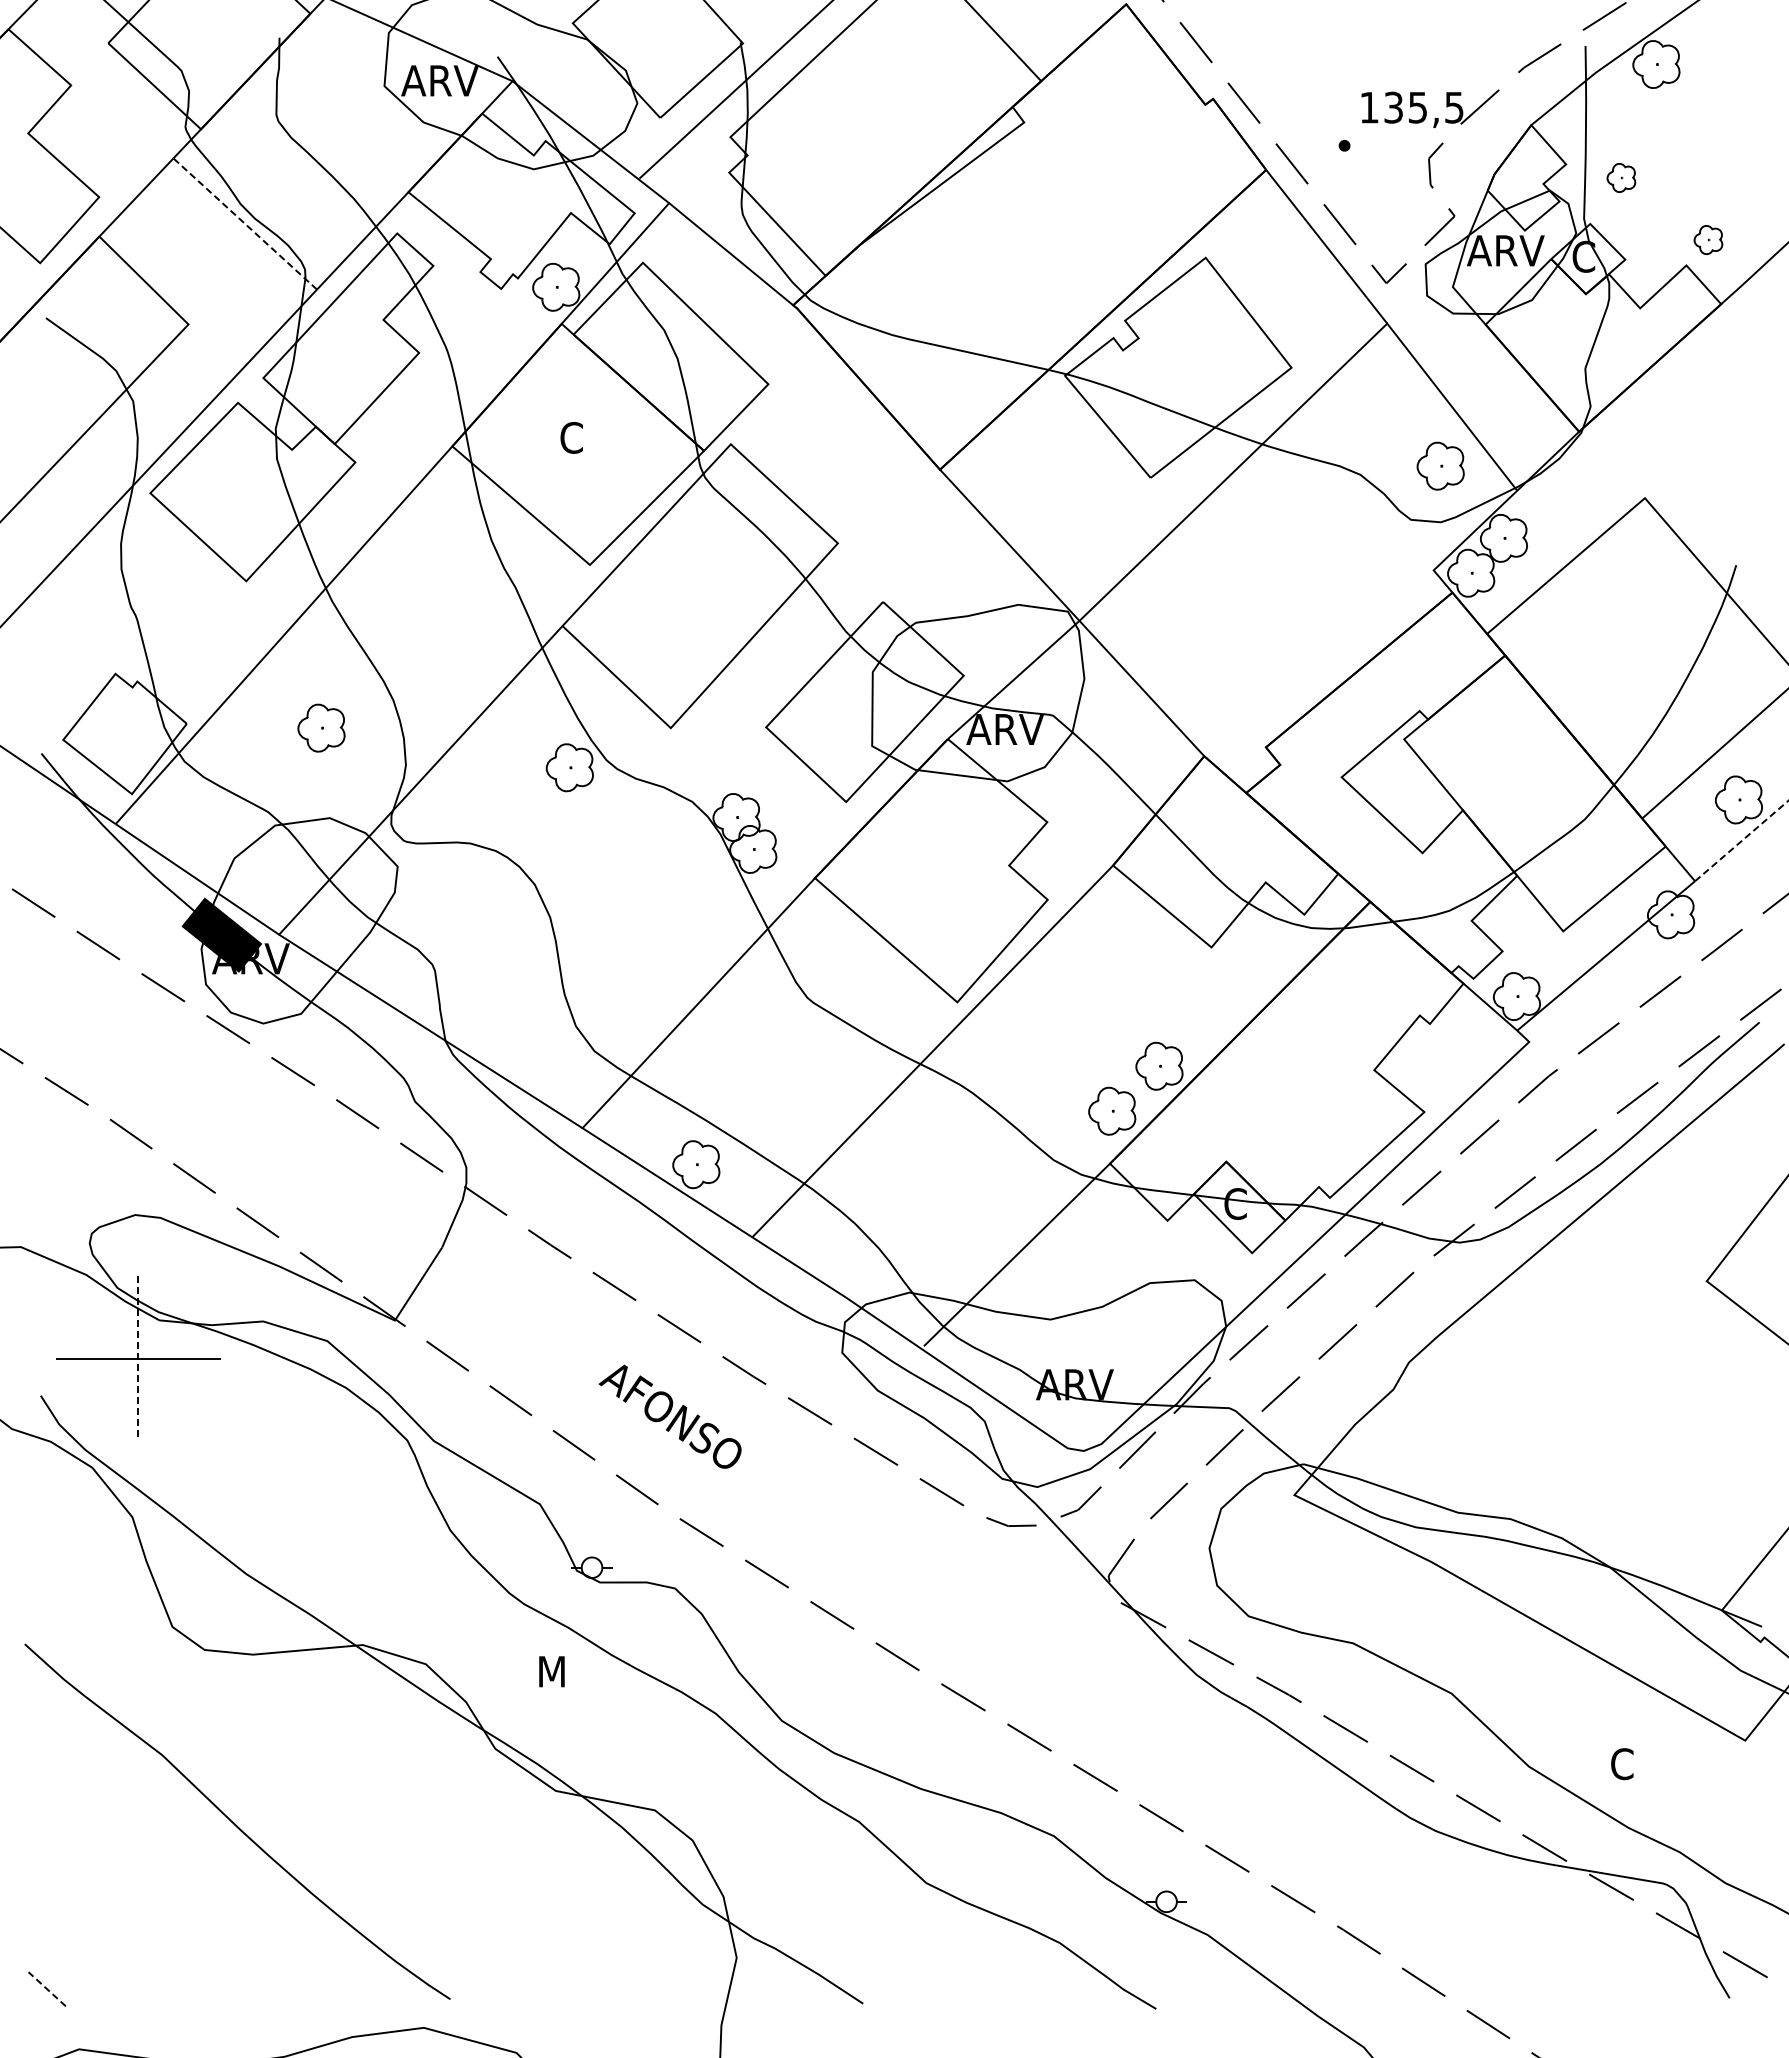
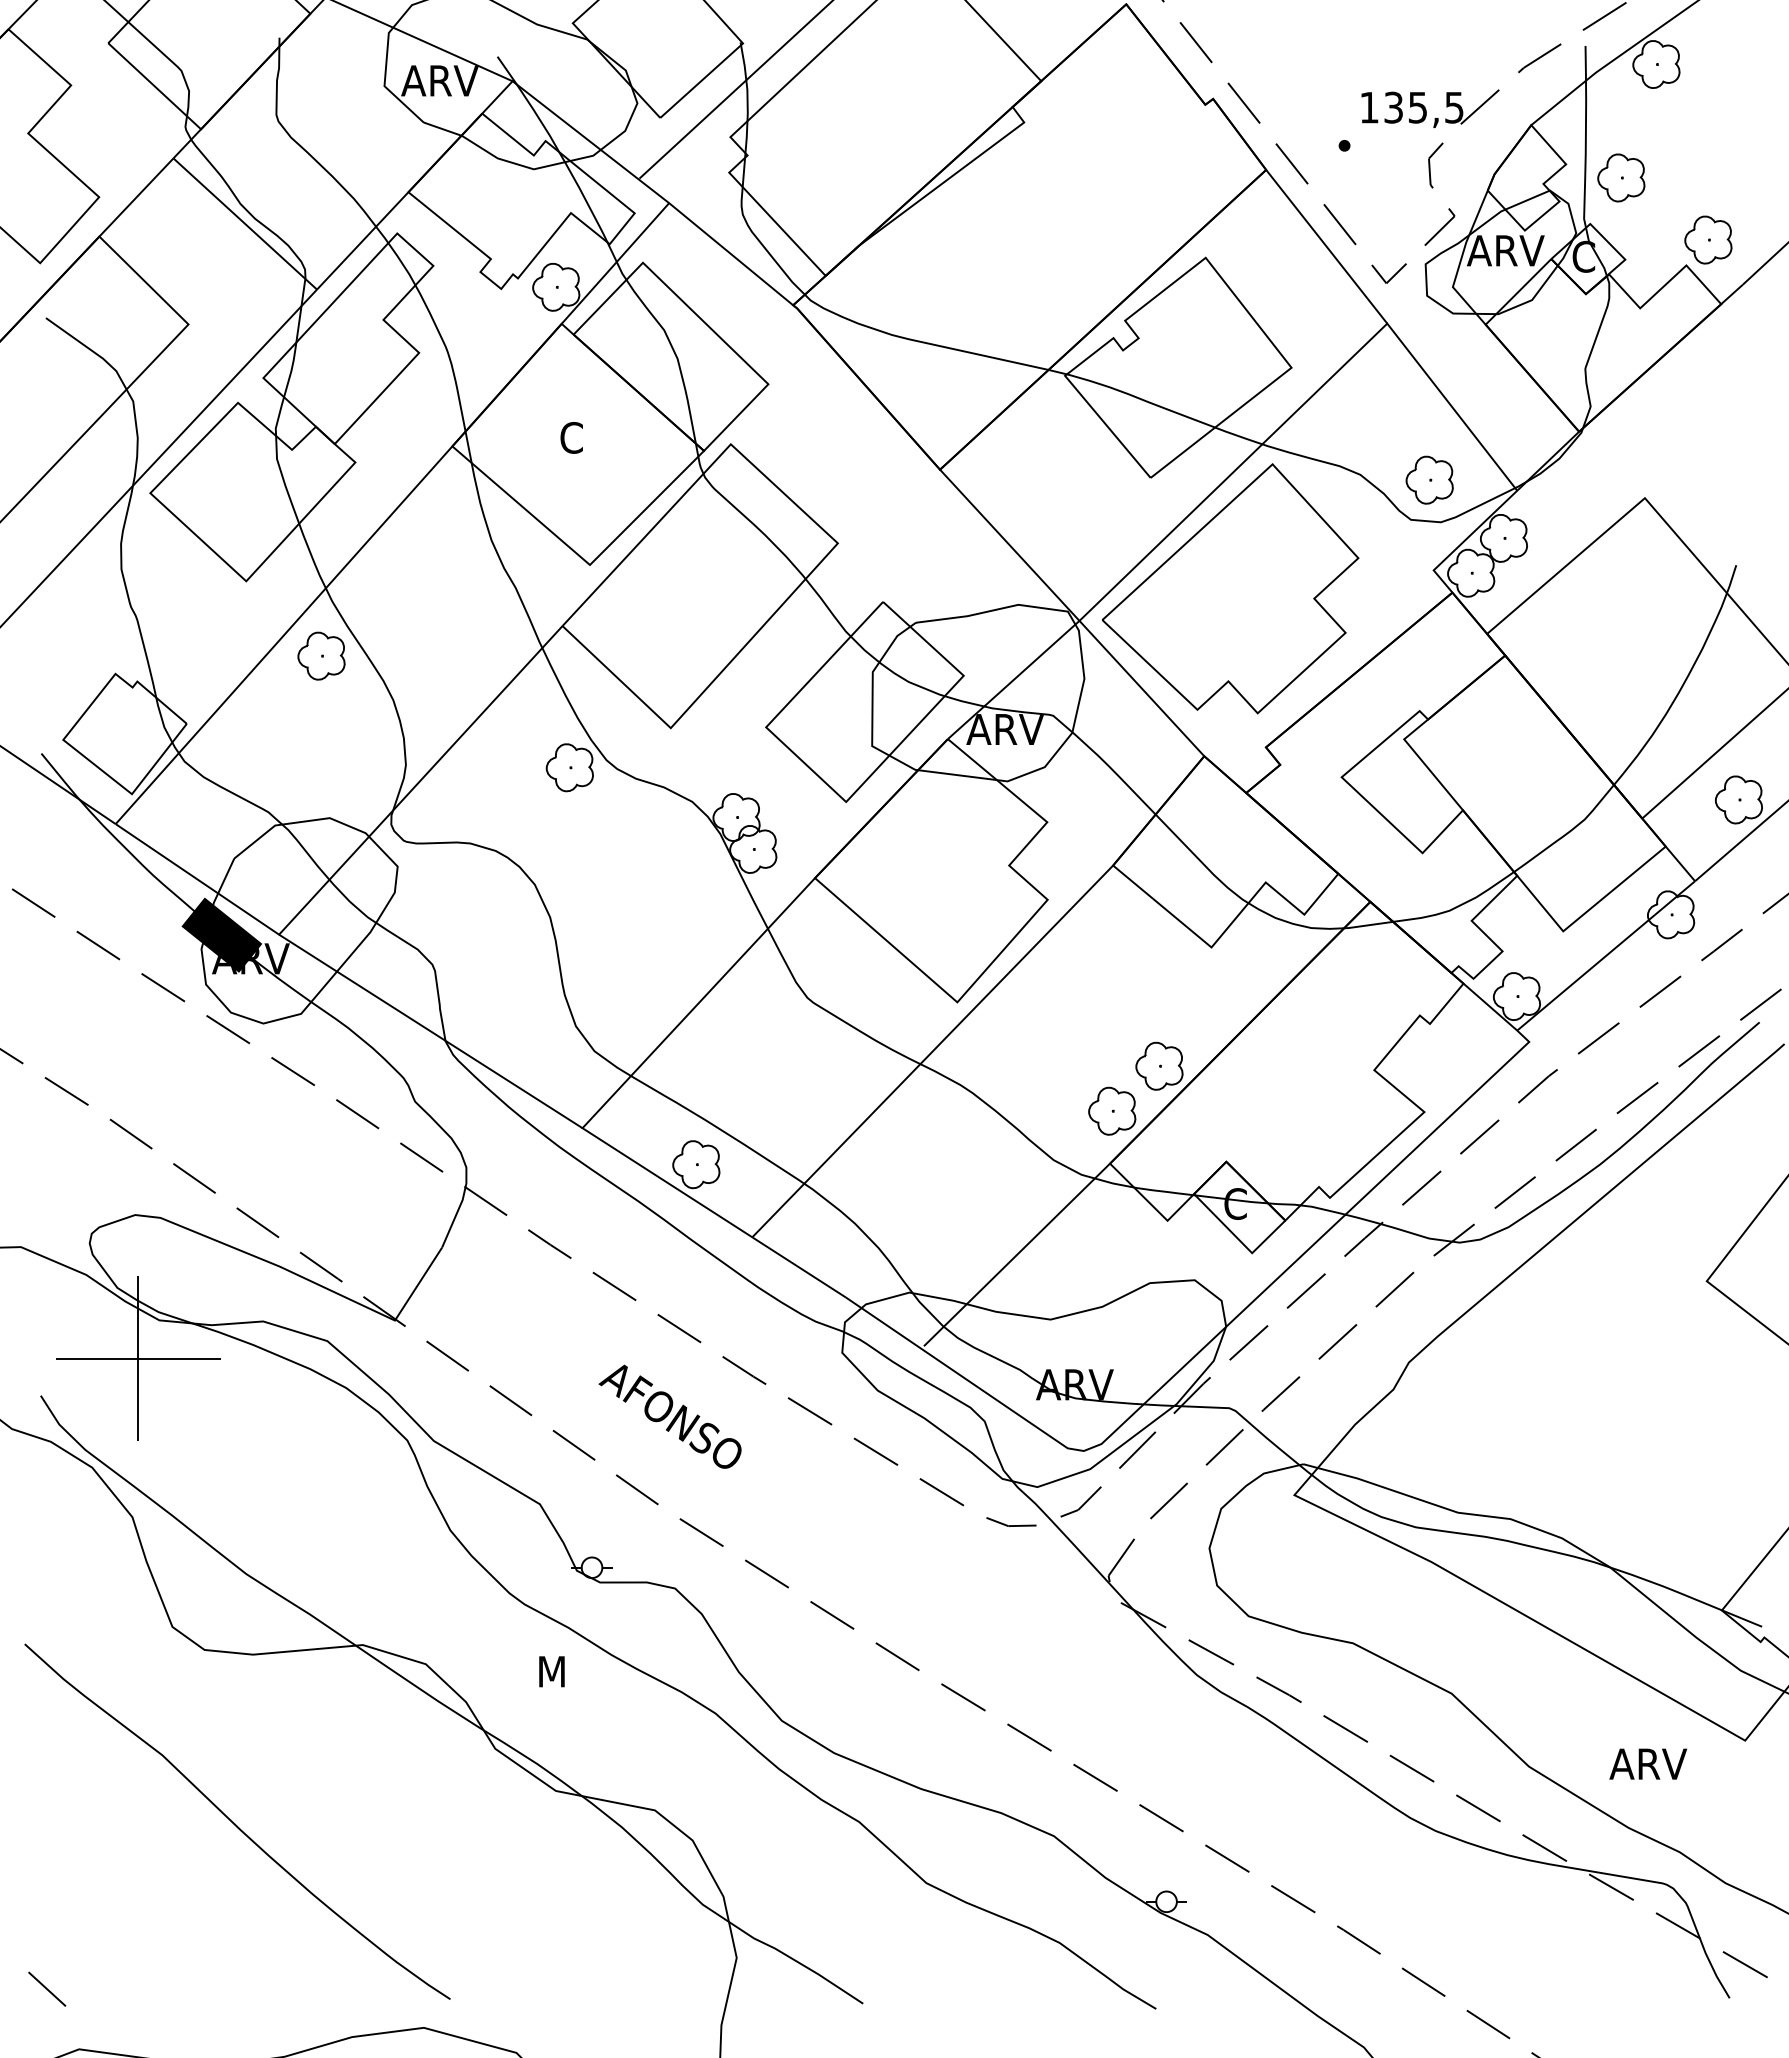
part size: 31x30 px -> 49x50 px (1621, 177)
line: dashed -> solid (244, 223)
part size: 31x31 px -> 49x50 px (1708, 239)
part position: (1440, 465) -> (1429, 479) (1429, 479)
part: none -> present (1230, 588)
part position: (321, 727) -> (321, 655) (321, 655)
line: dashed -> solid (1741, 840)
line: dashed -> solid (138, 1359)
text: C -> ARV (1648, 1764)
line: dashed -> solid (46, 1988)
